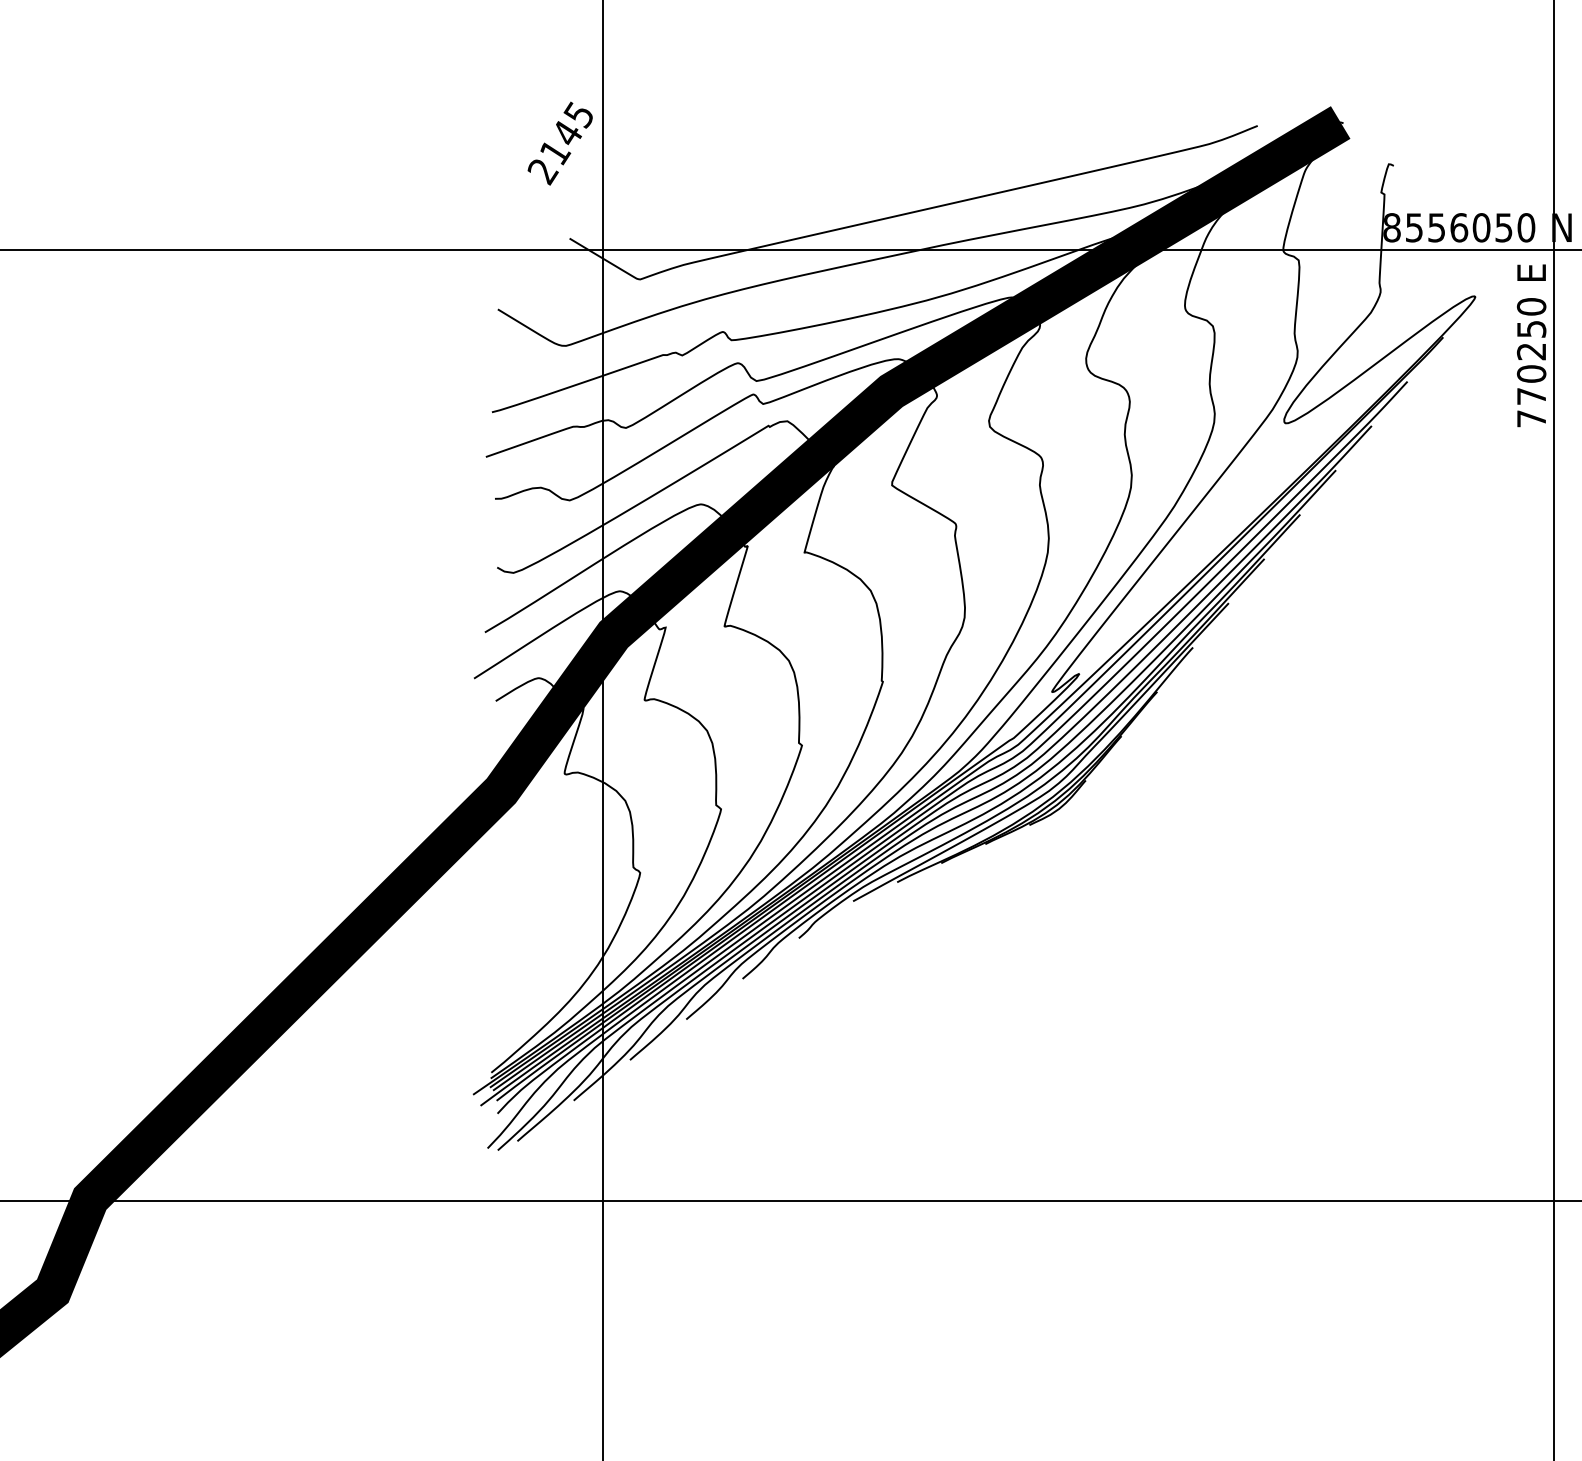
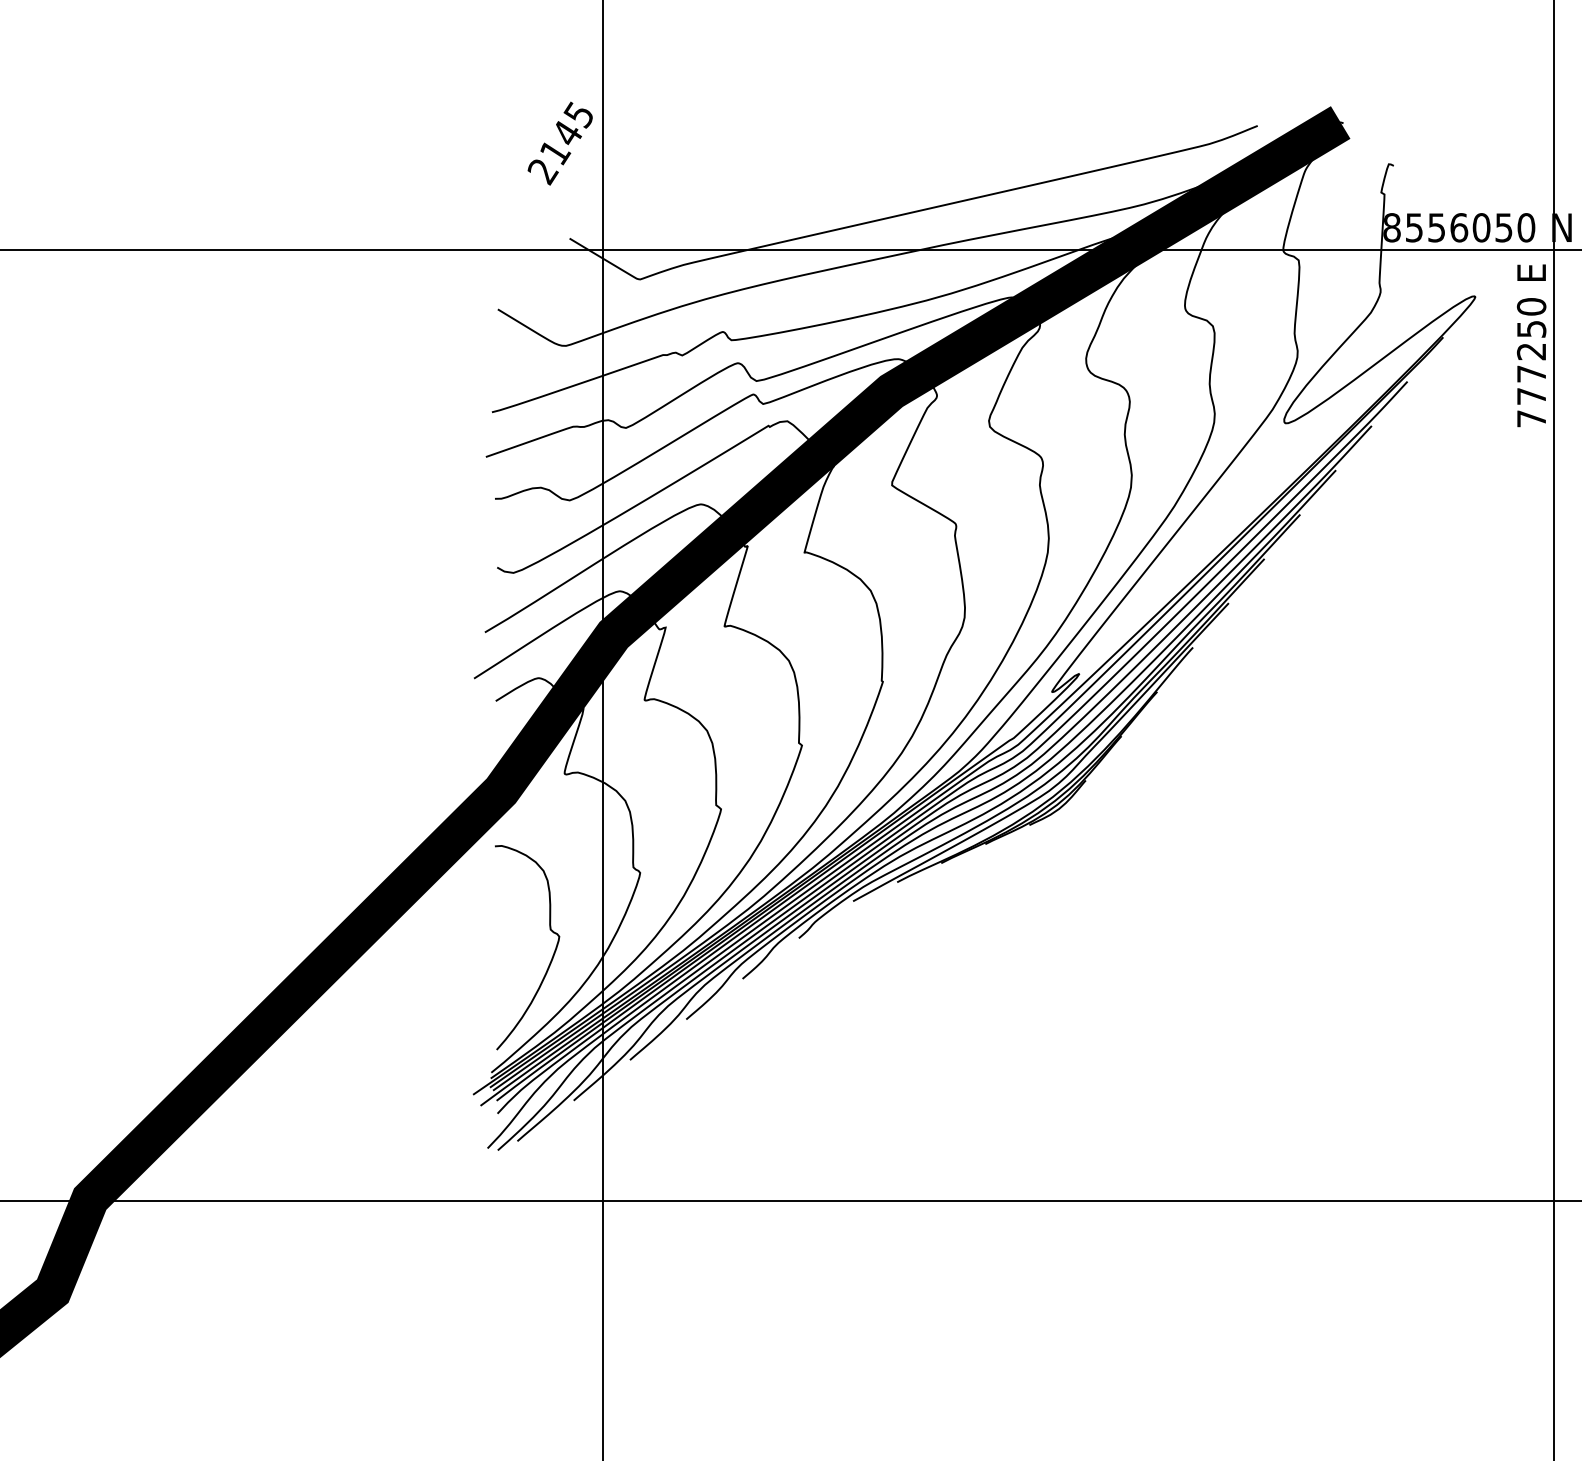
text: 770250 -> 777250 (1531, 373)
curve: none -> present (551, 957)
